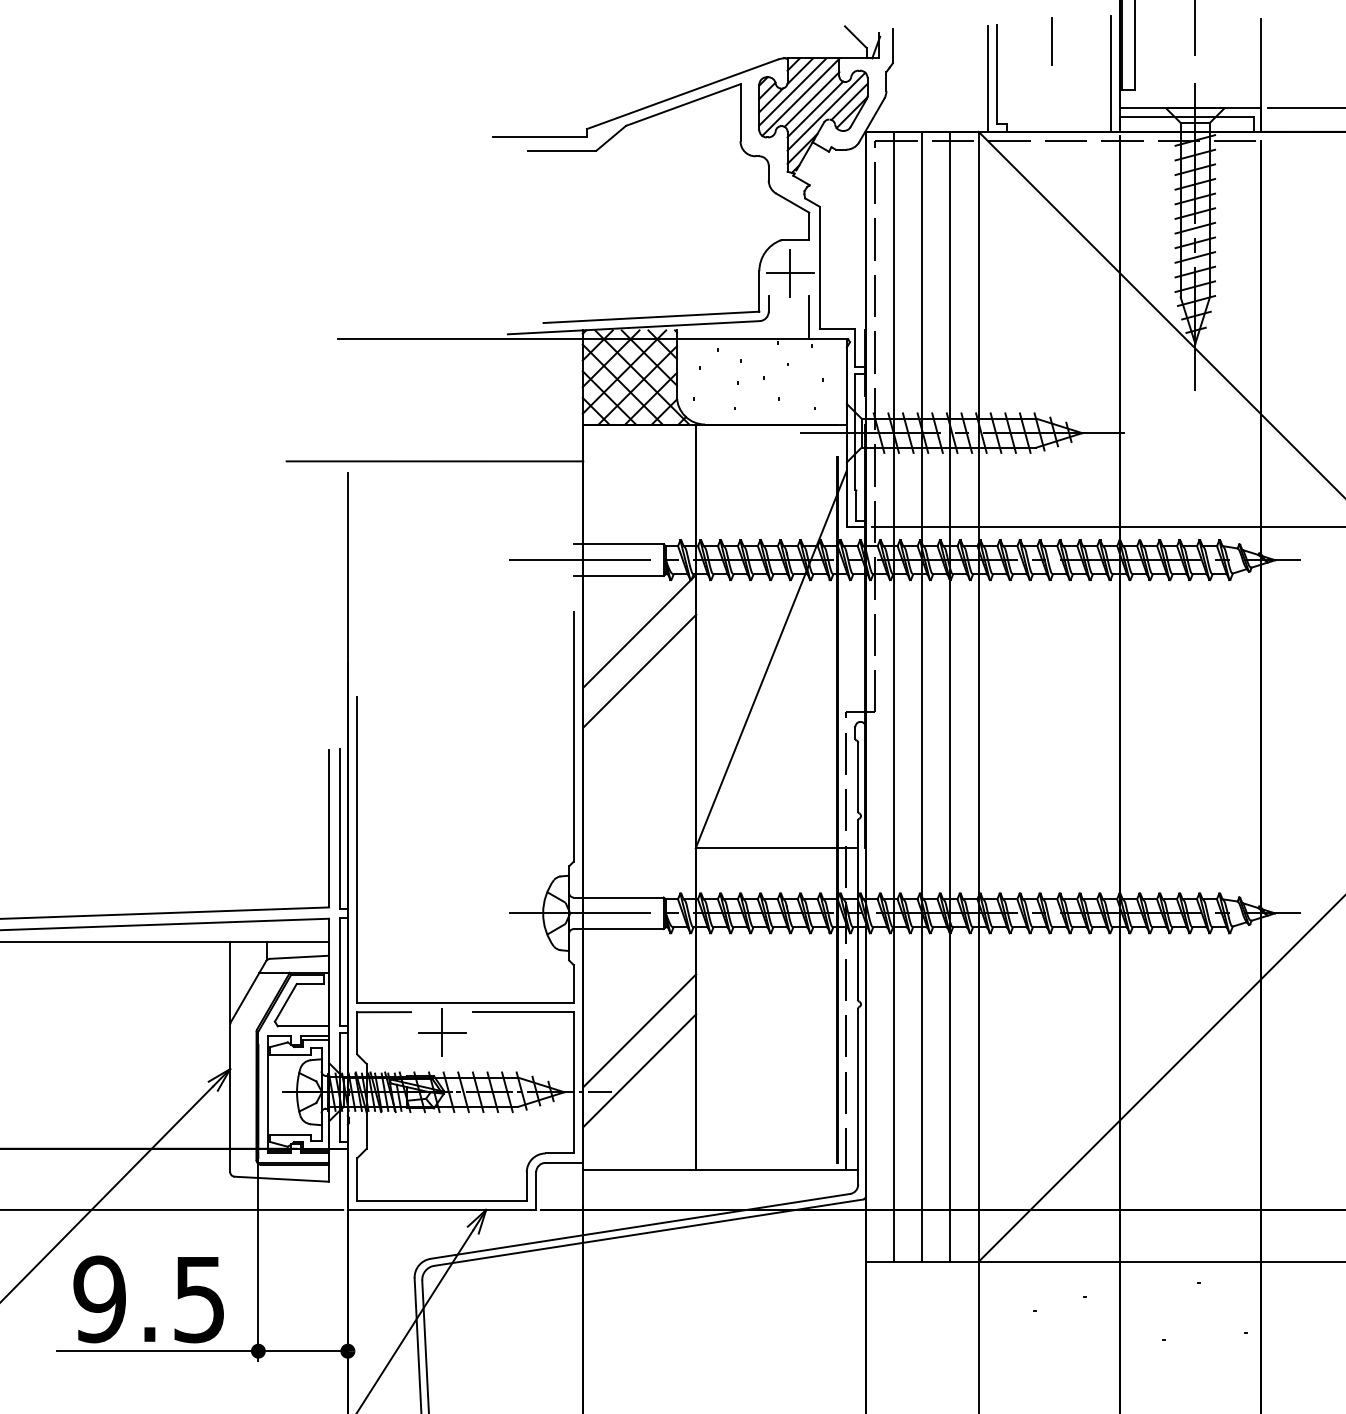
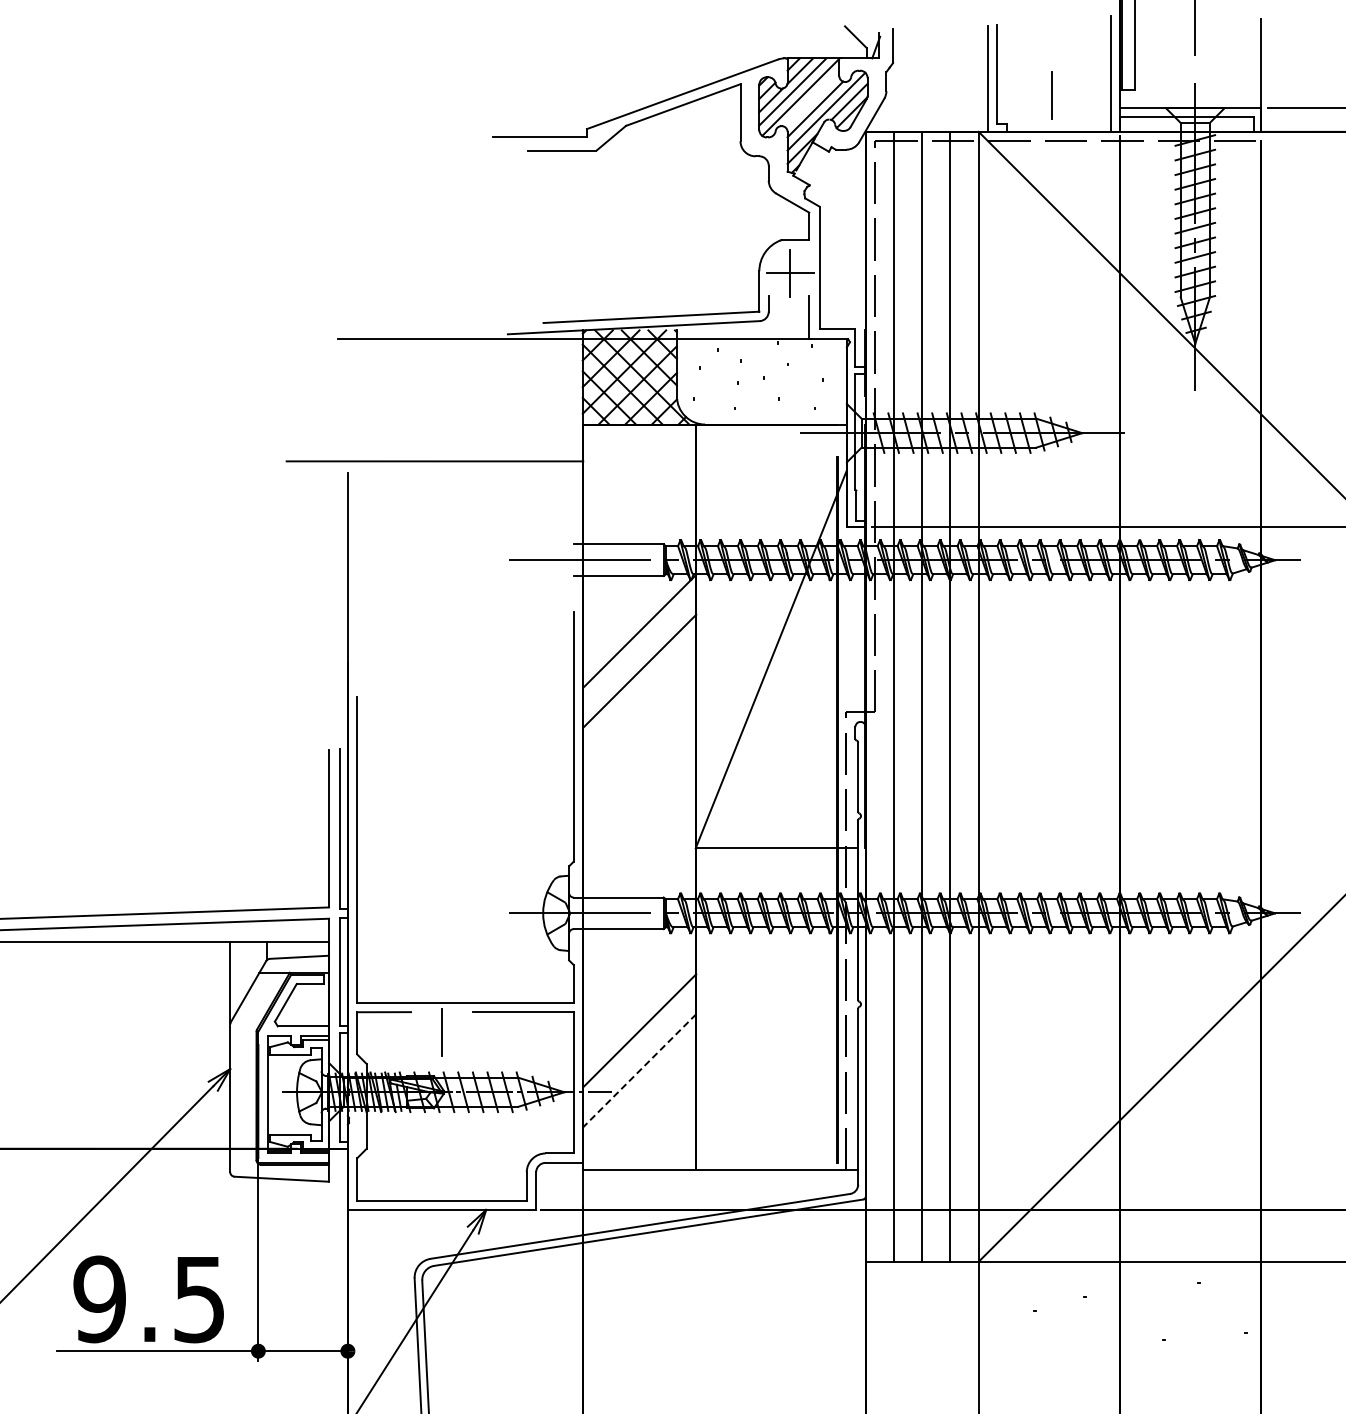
line position: (1051, 41) -> (1051, 95) (1051, 95)
line: present -> none (811, 99)
line: present -> none (441, 1032)
line: solid -> dashed (639, 1070)
line: present -> none (172, 1209)
